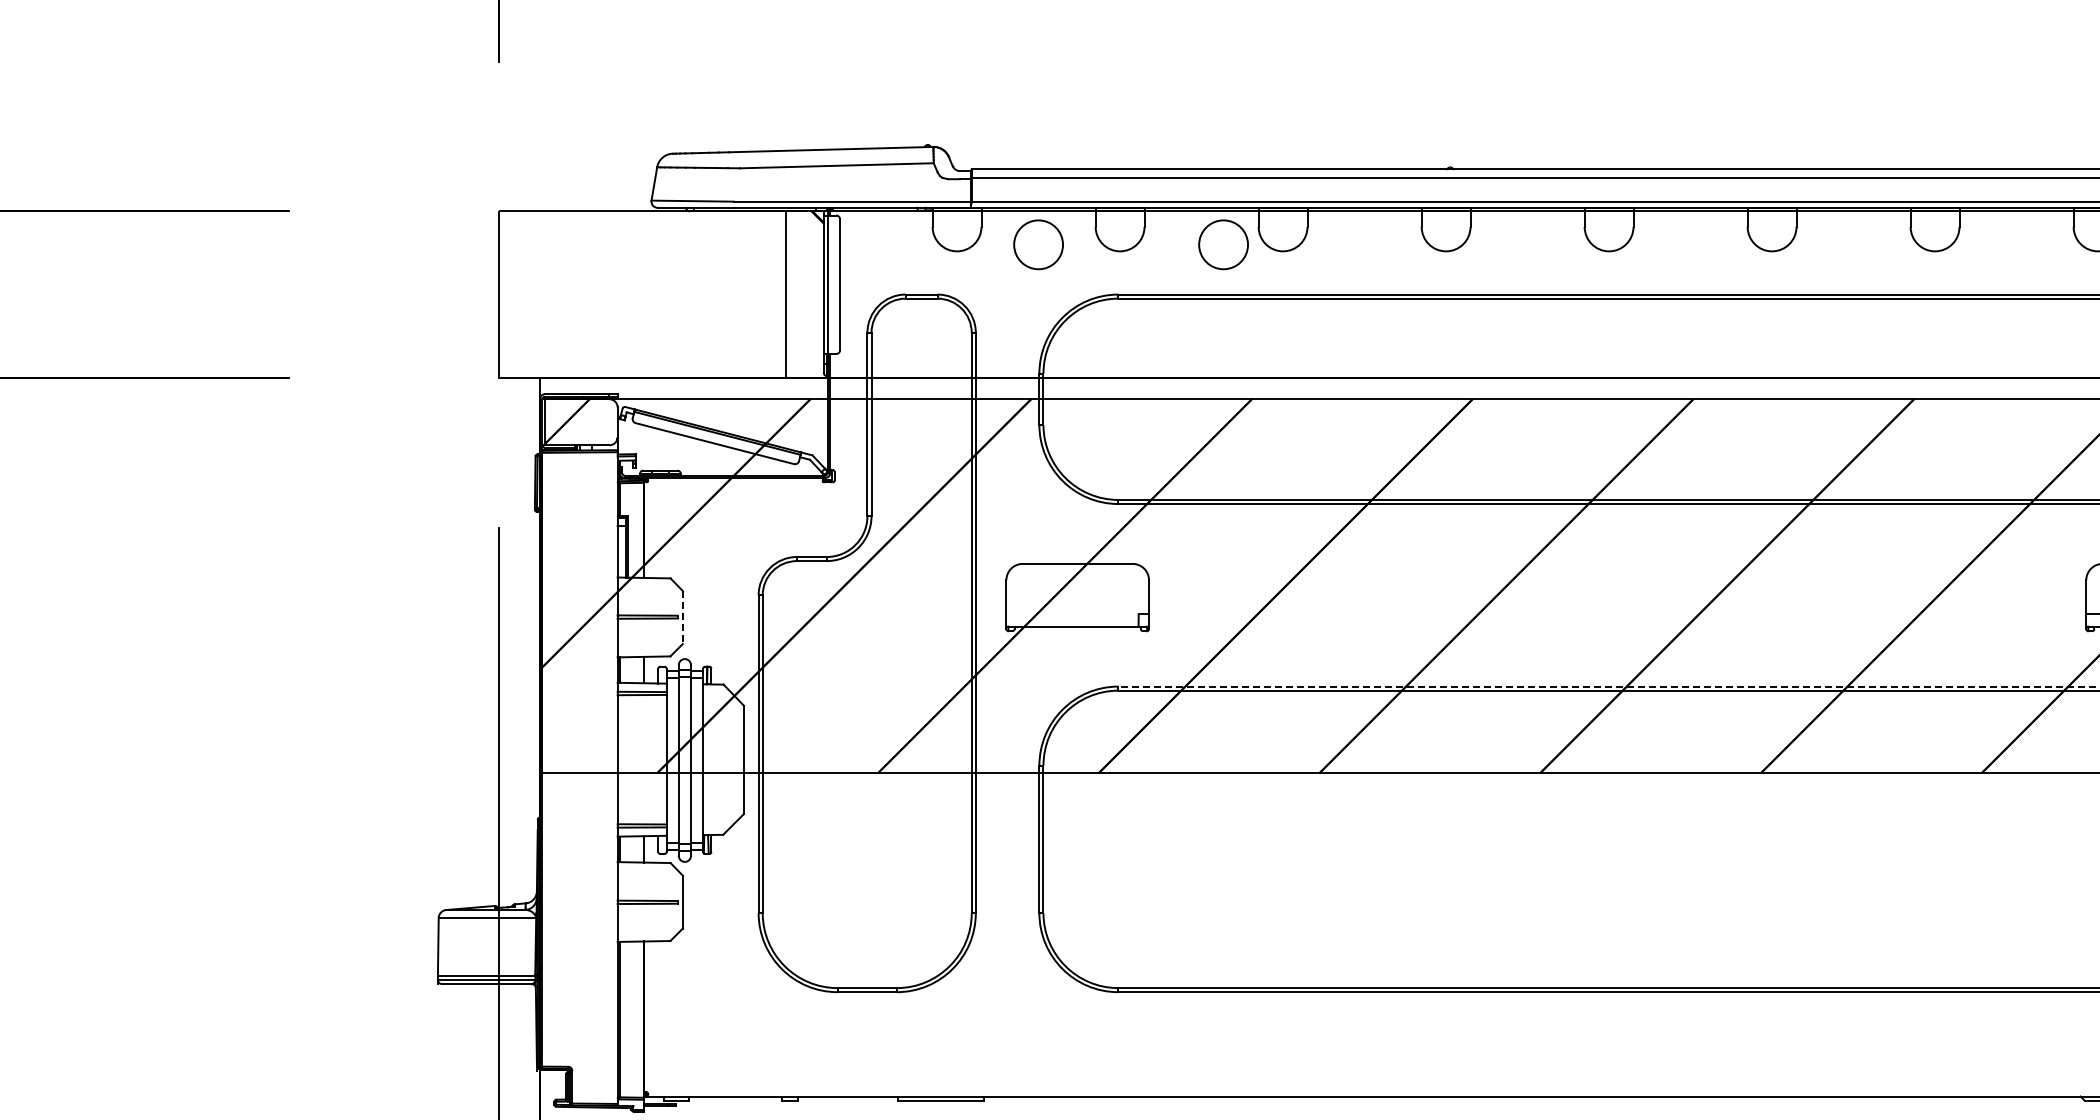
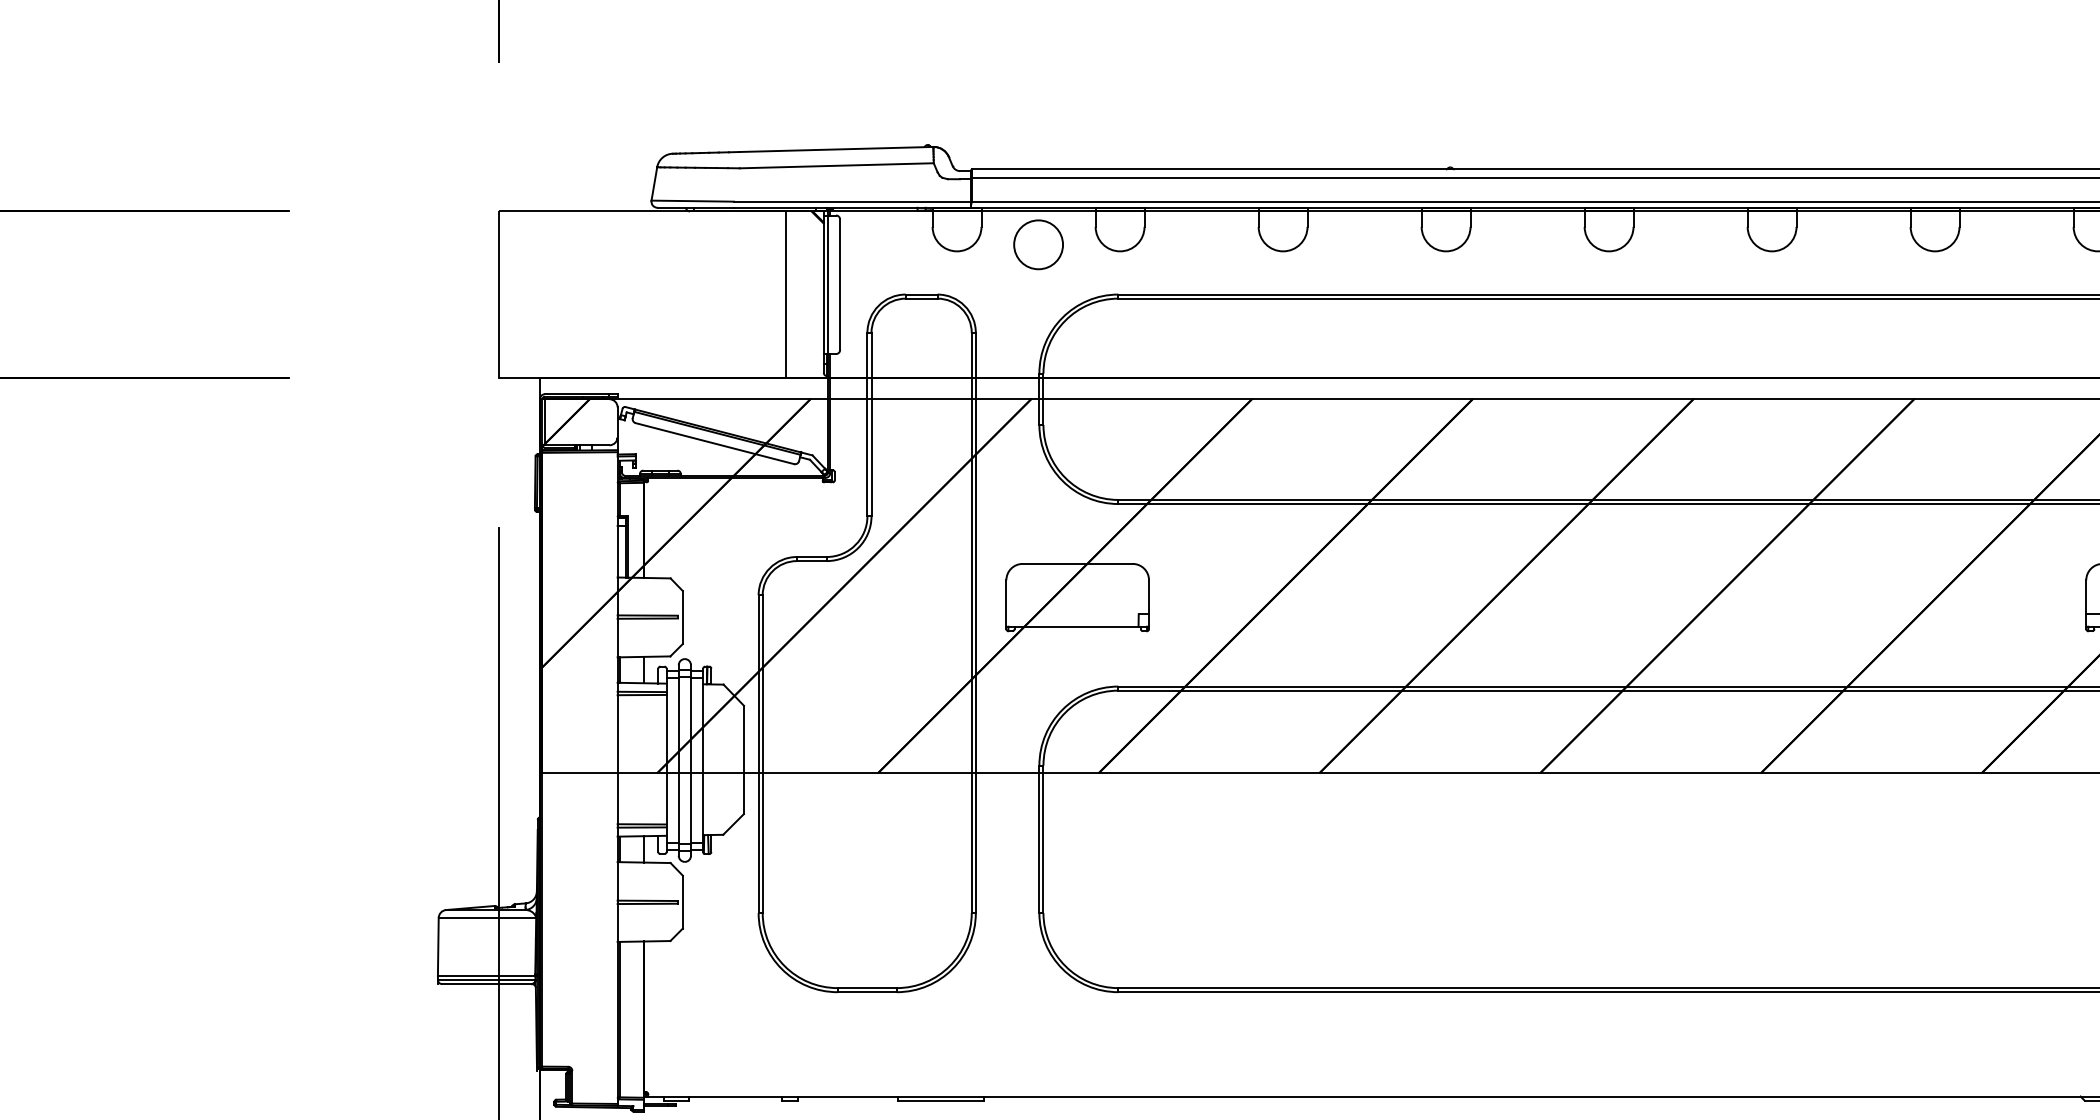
circle: present -> none (1223, 244)
line: dashed -> solid (682, 618)
line: dashed -> solid (1609, 686)
